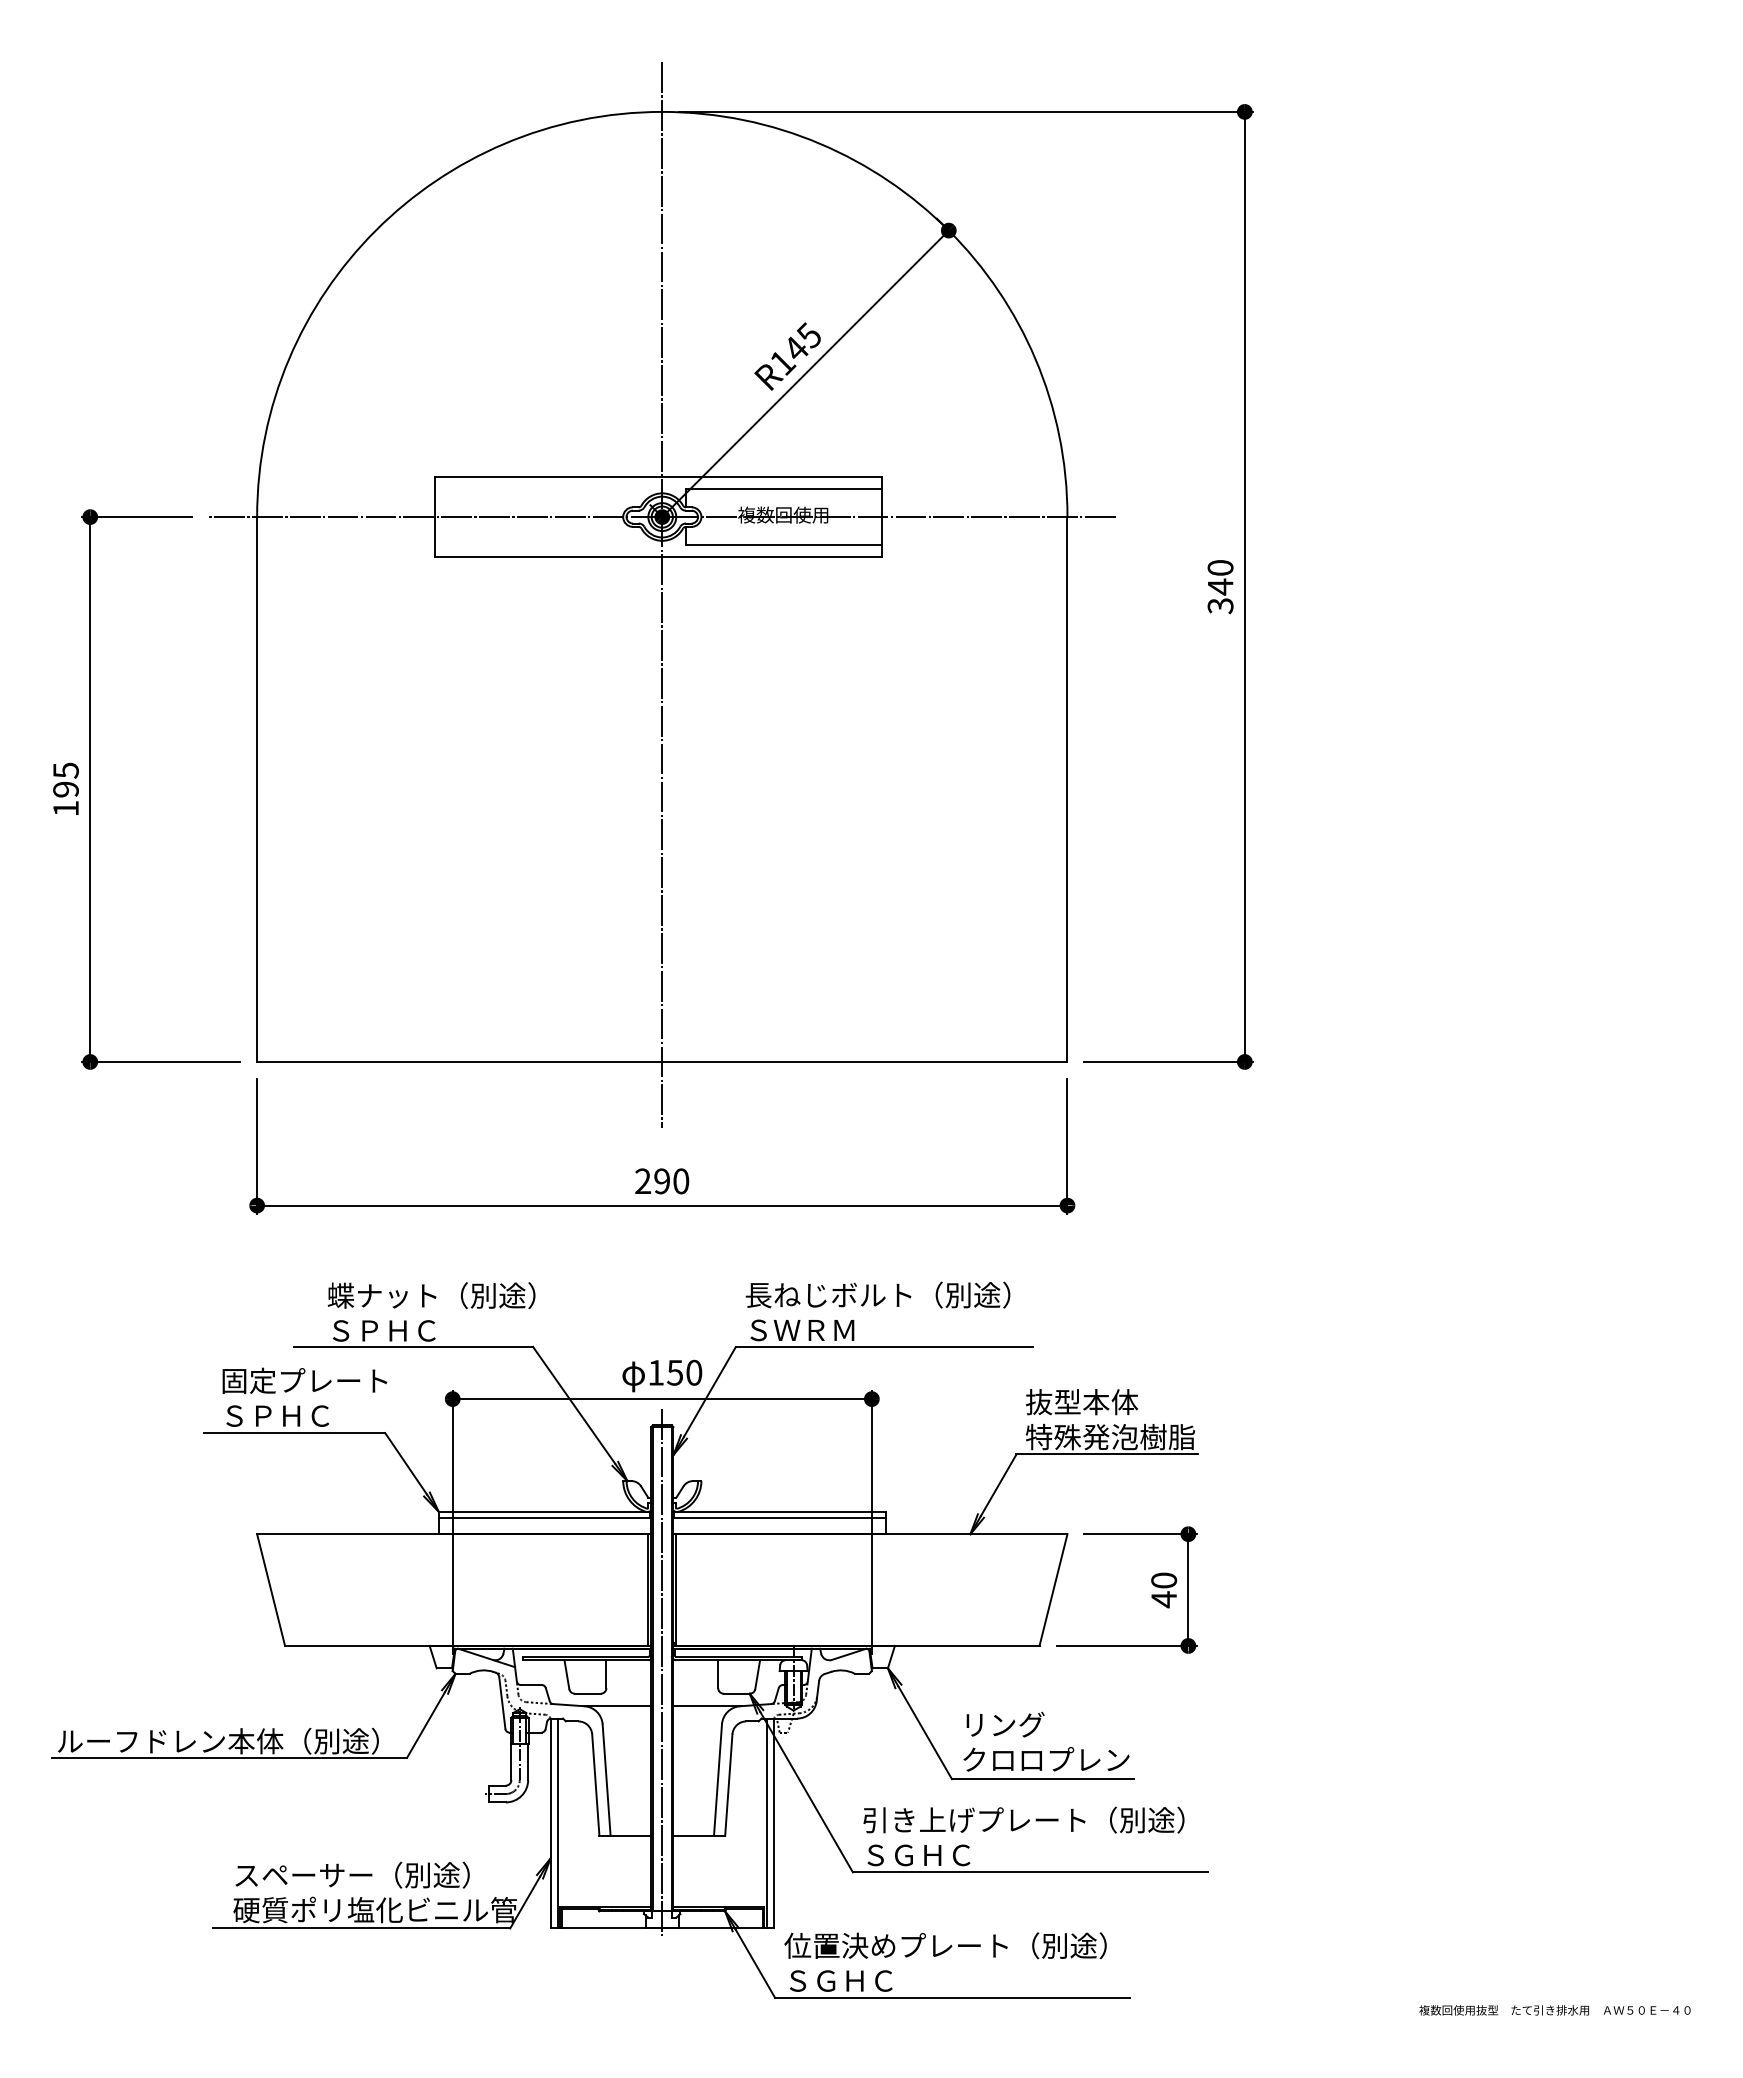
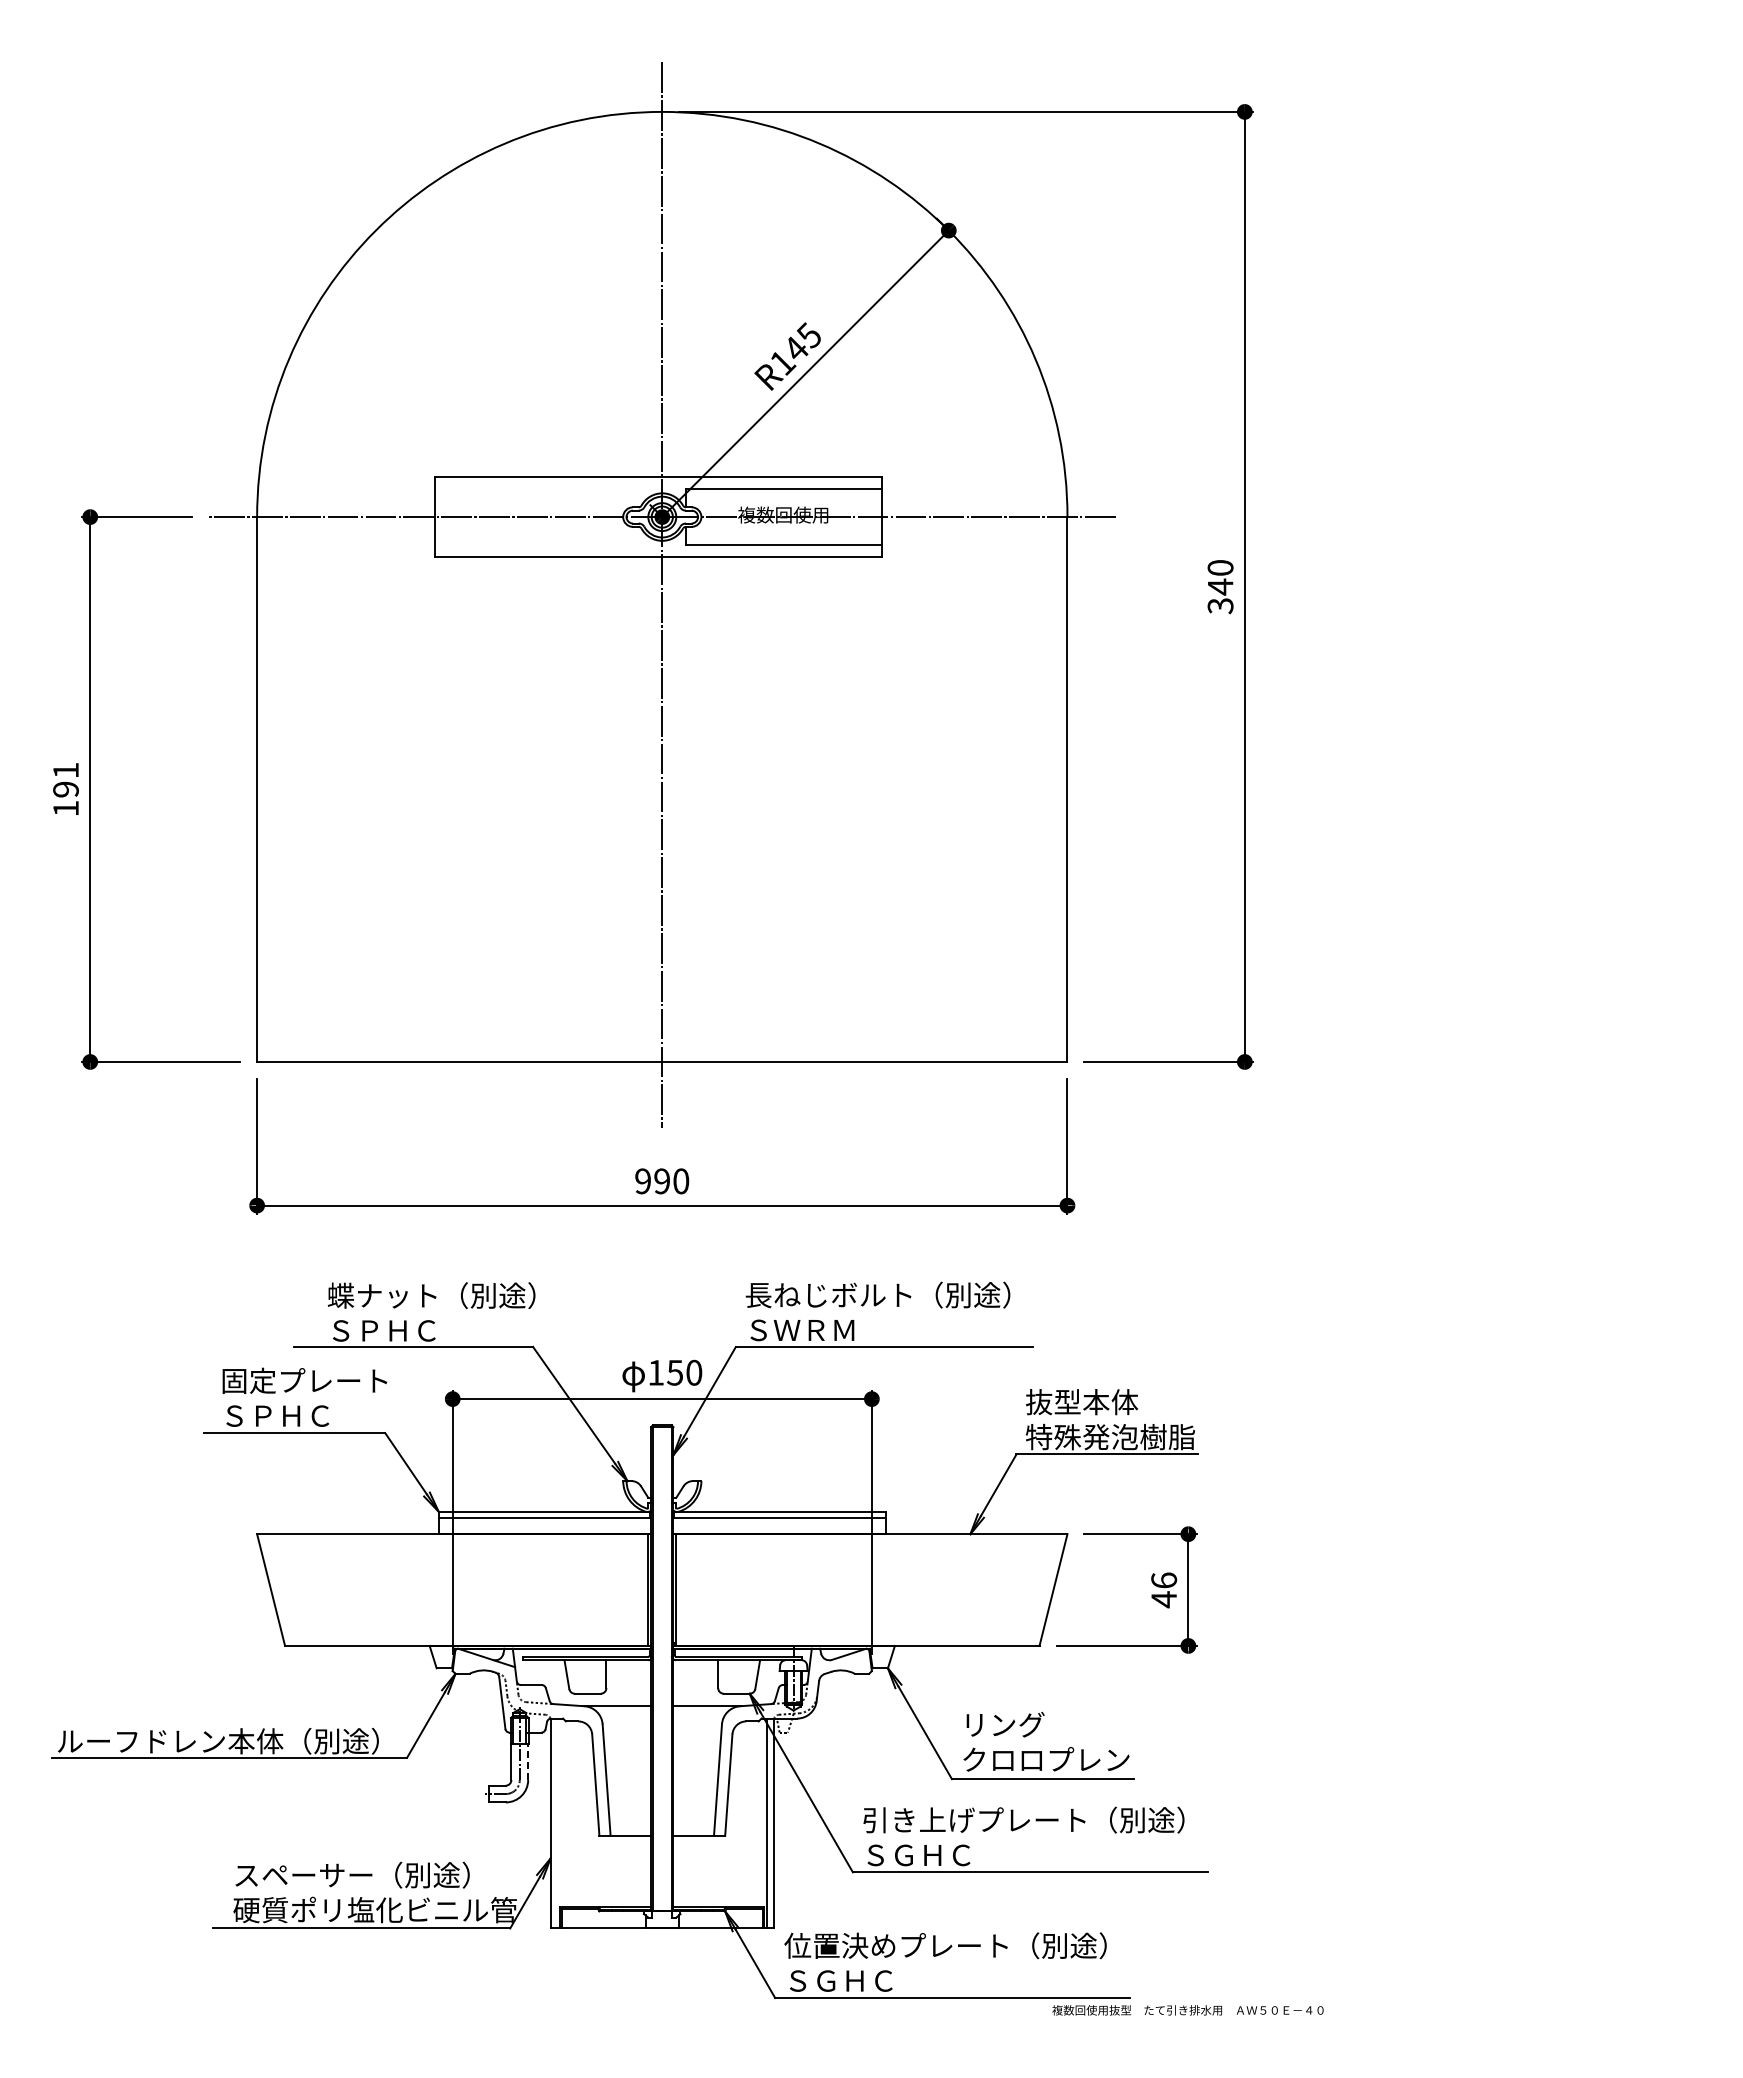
text: 195 -> 191 (65, 770)
text: 290 -> 990 (642, 1181)
text: 40 -> 46 (1164, 1580)
line: present -> none (662, 1673)
line: solid -> dashed (528, 1761)
line: present -> none (557, 1823)
text position: (1554, 2010) -> (1187, 2010) (1187, 2010)
